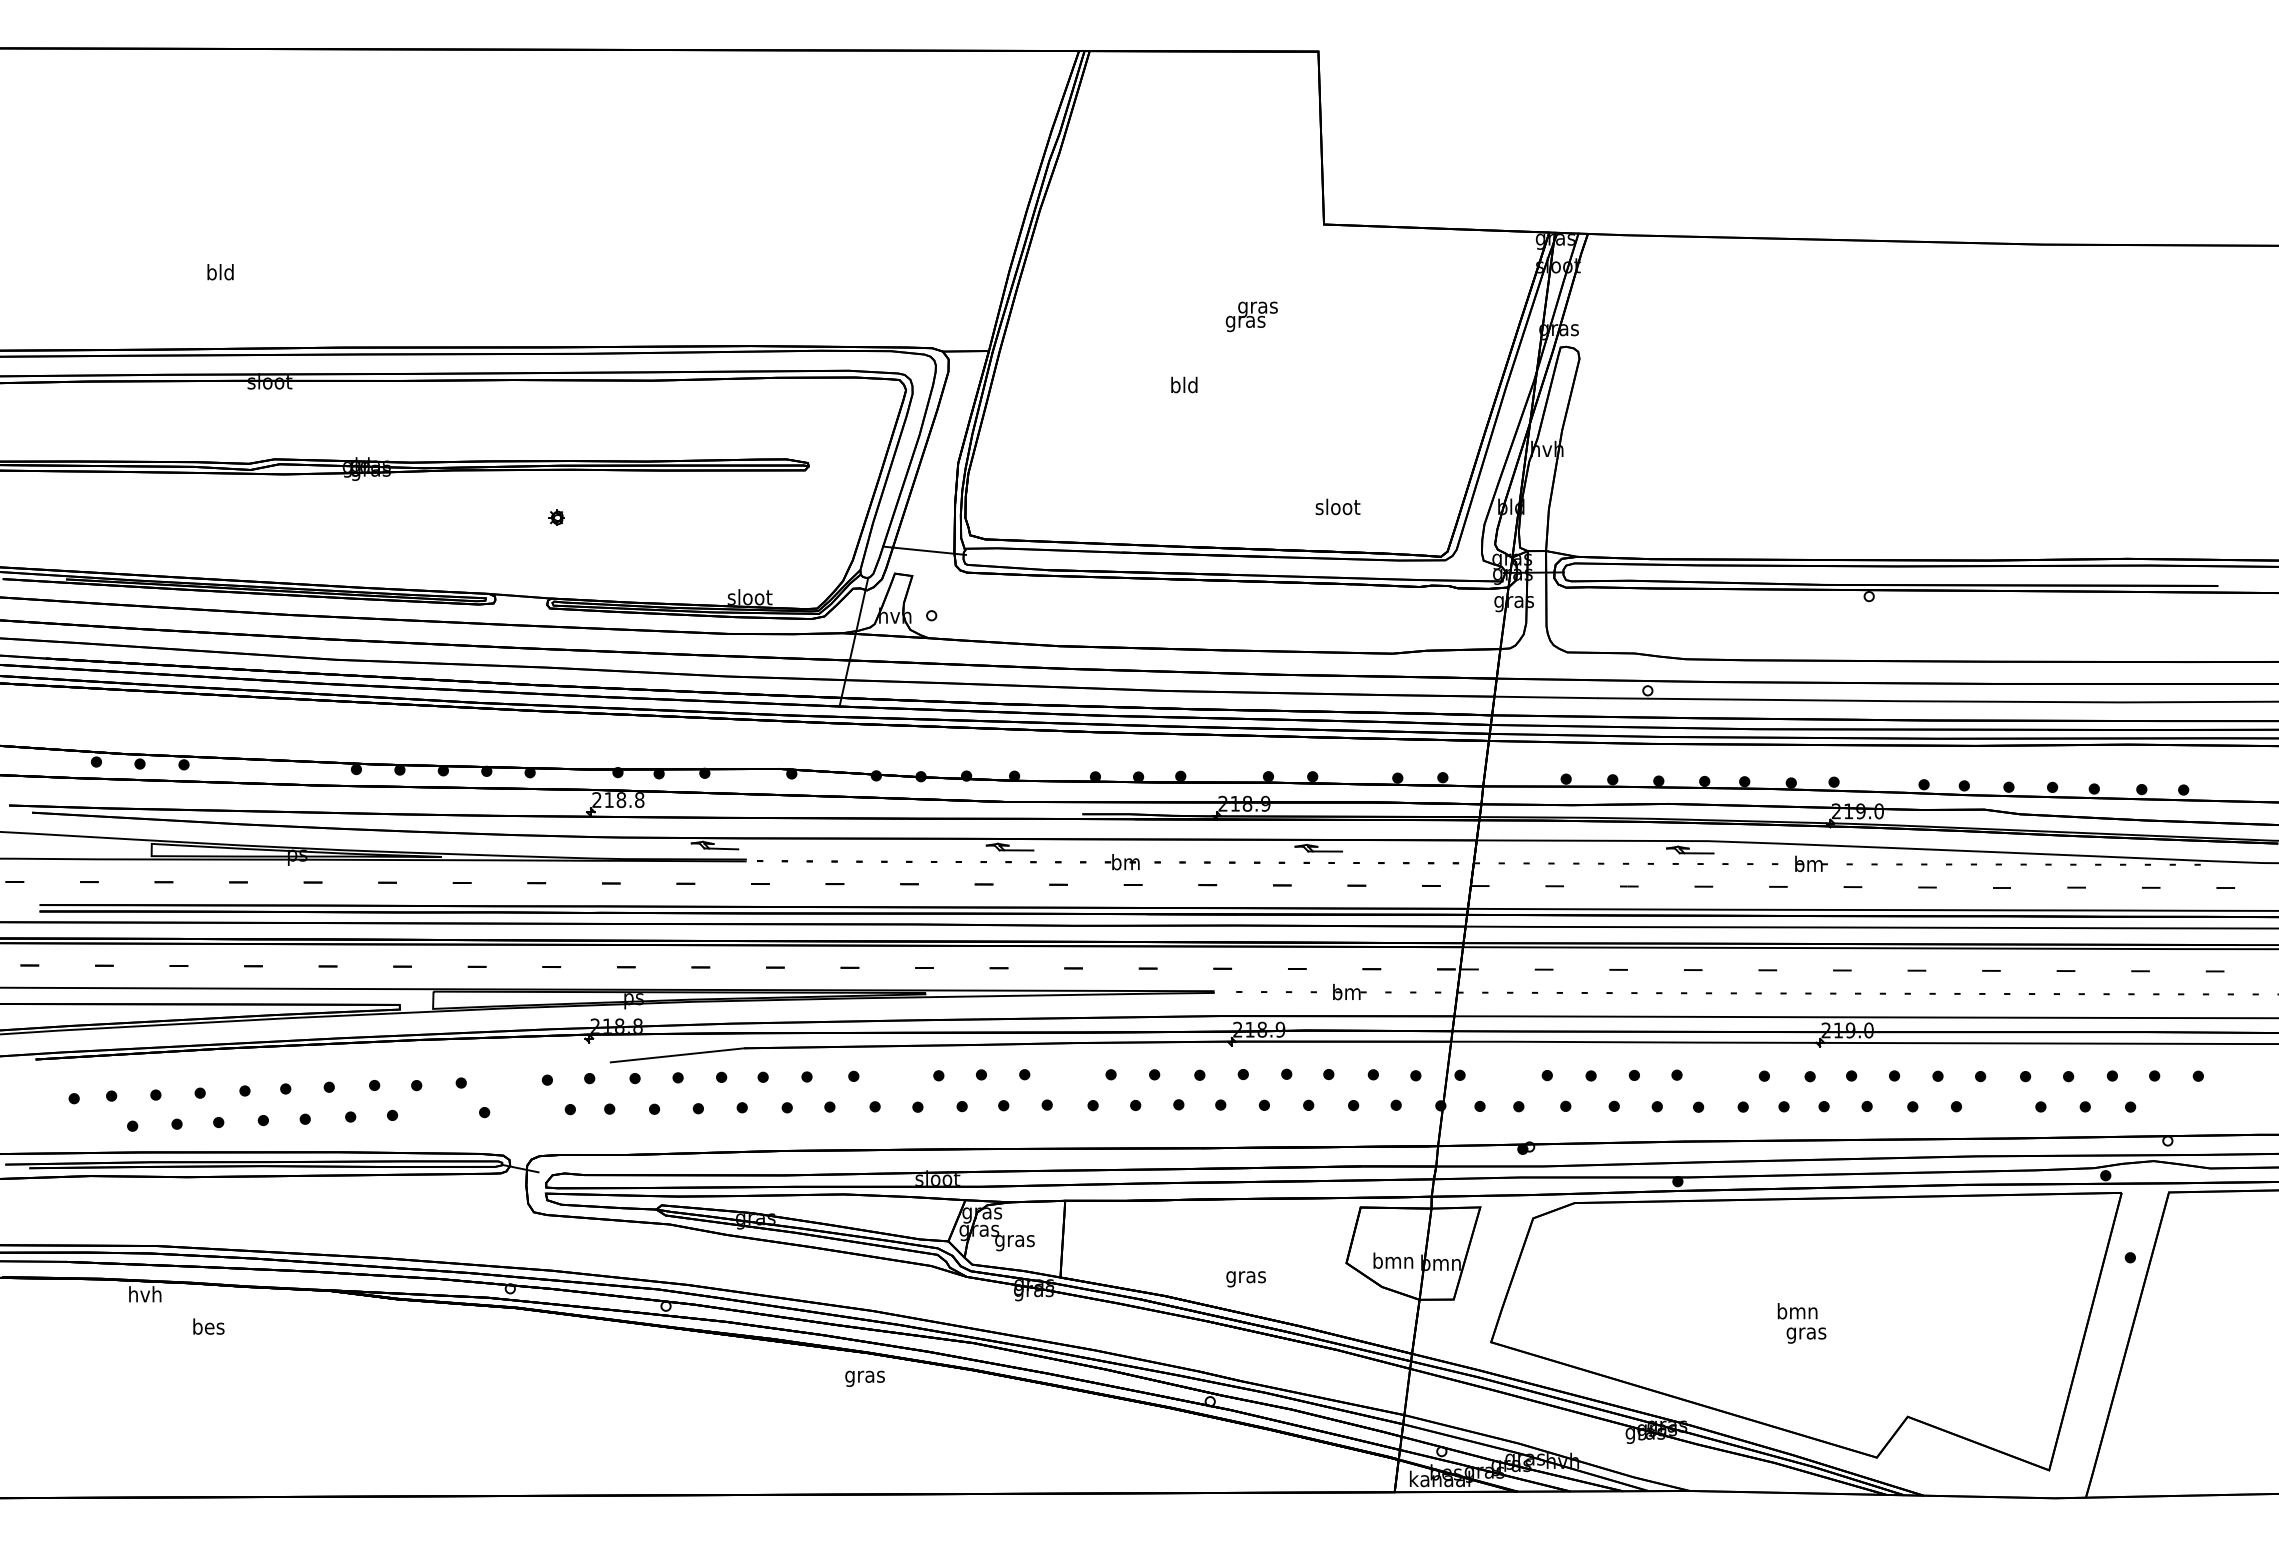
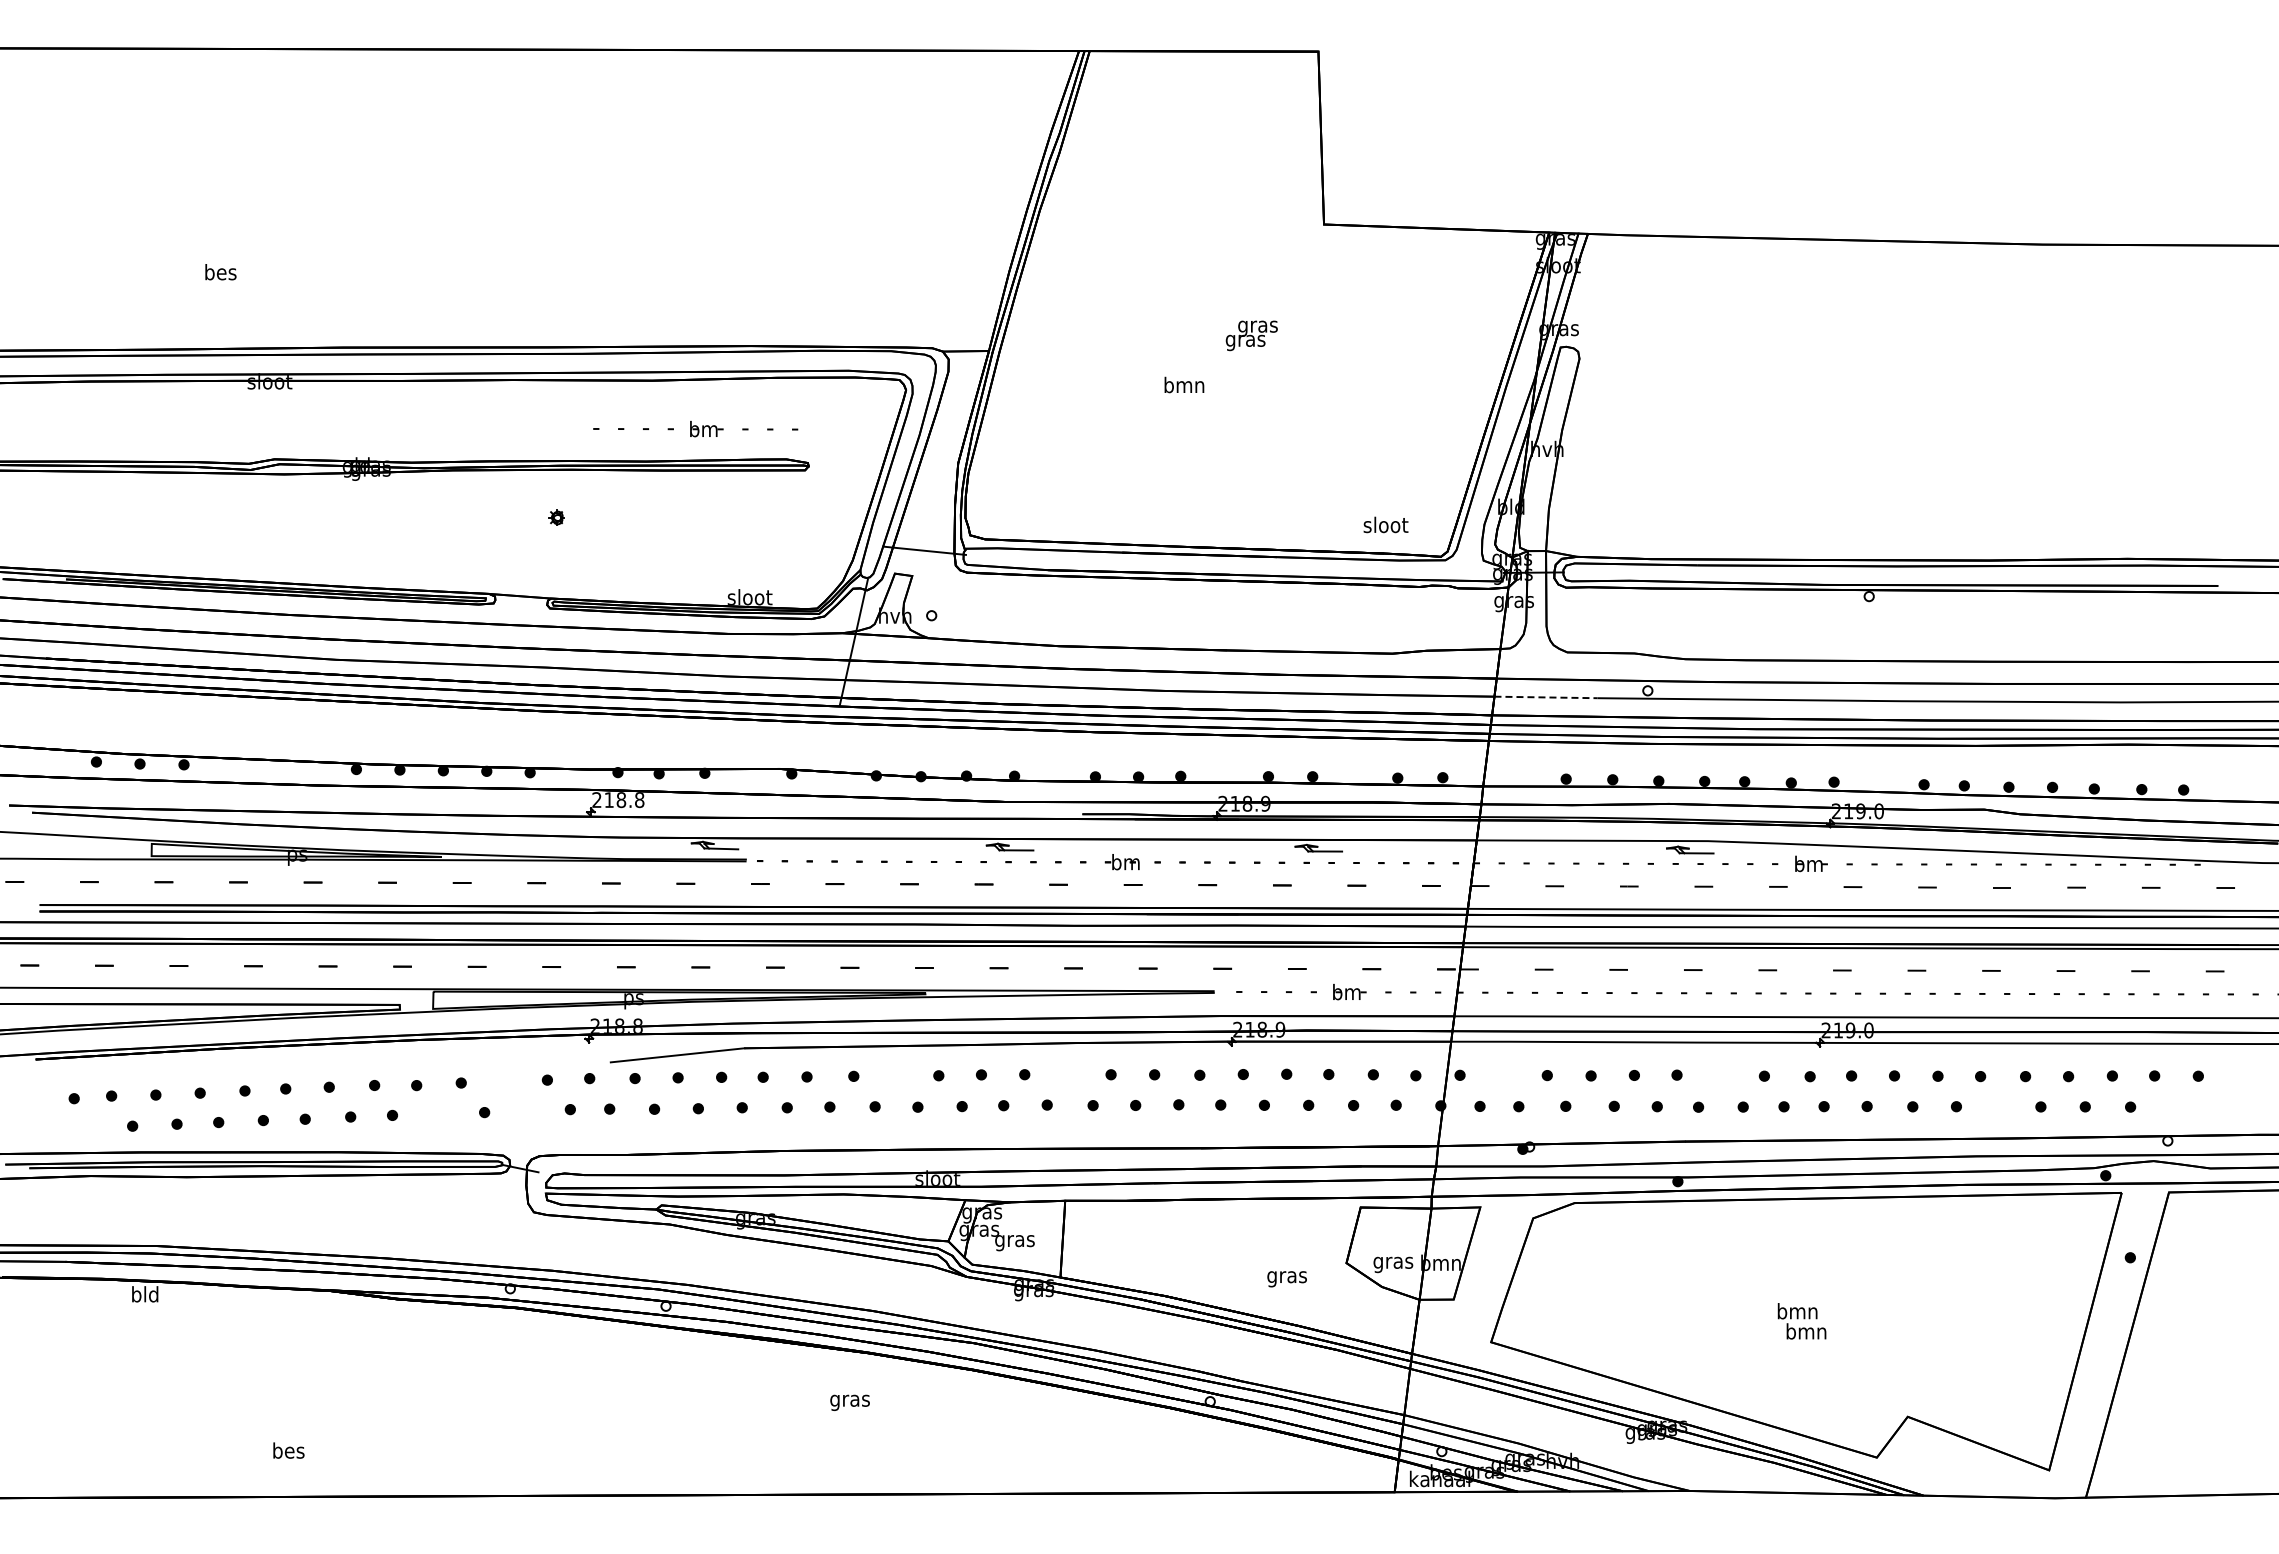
text: bld -> bes (220, 272)
text position: (1251, 316) -> (1251, 335) (1251, 335)
text: bld -> bmn (1184, 384)
part: none -> present (695, 429)
text position: (1337, 506) -> (1385, 524) (1385, 524)
line: solid -> dashed (1546, 697)
text: bmn -> gras (1393, 1262)
text position: (1245, 1279) -> (1286, 1279) (1286, 1279)
text: hvh -> bld (145, 1294)
text position: (208, 1326) -> (288, 1450) (288, 1450)
text: gras -> bmn (1806, 1333)
text position: (864, 1378) -> (849, 1402) (849, 1402)
